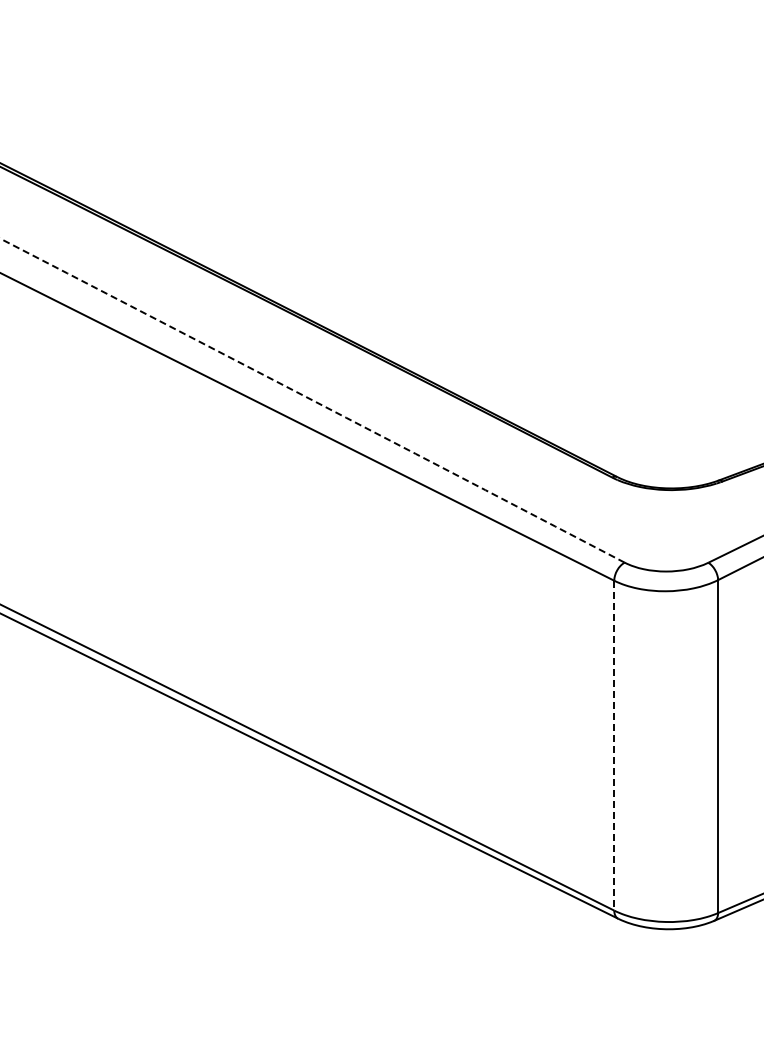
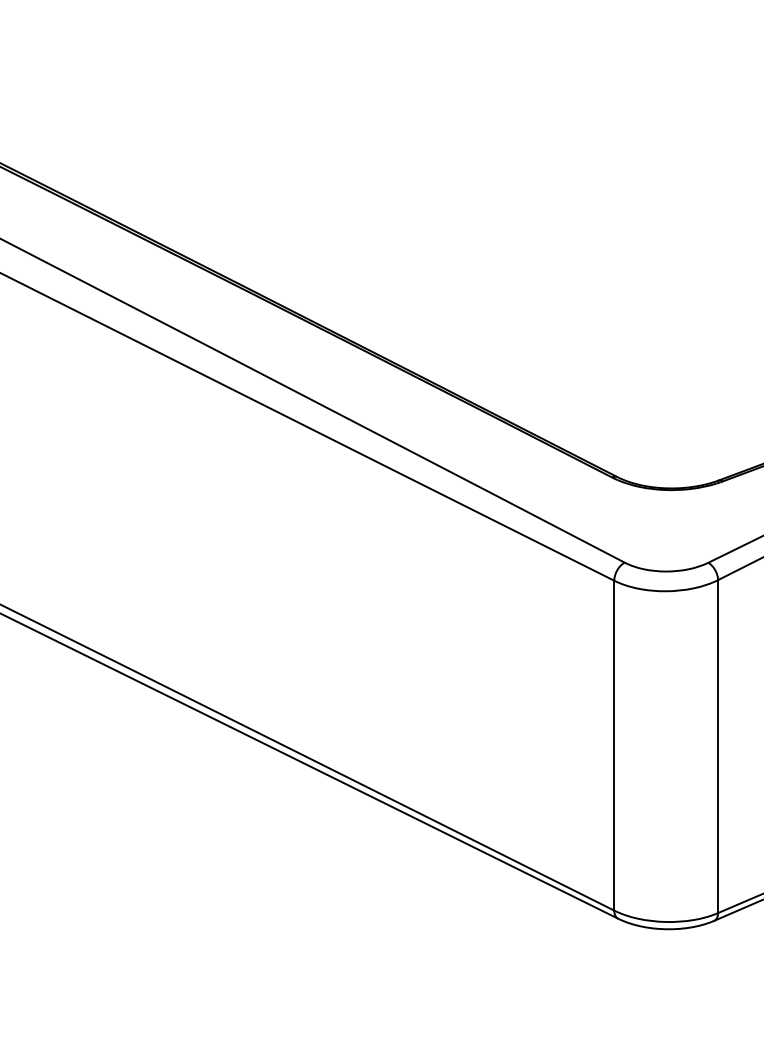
arc: dashed -> solid (312, 400)
line: dashed -> solid (614, 745)
